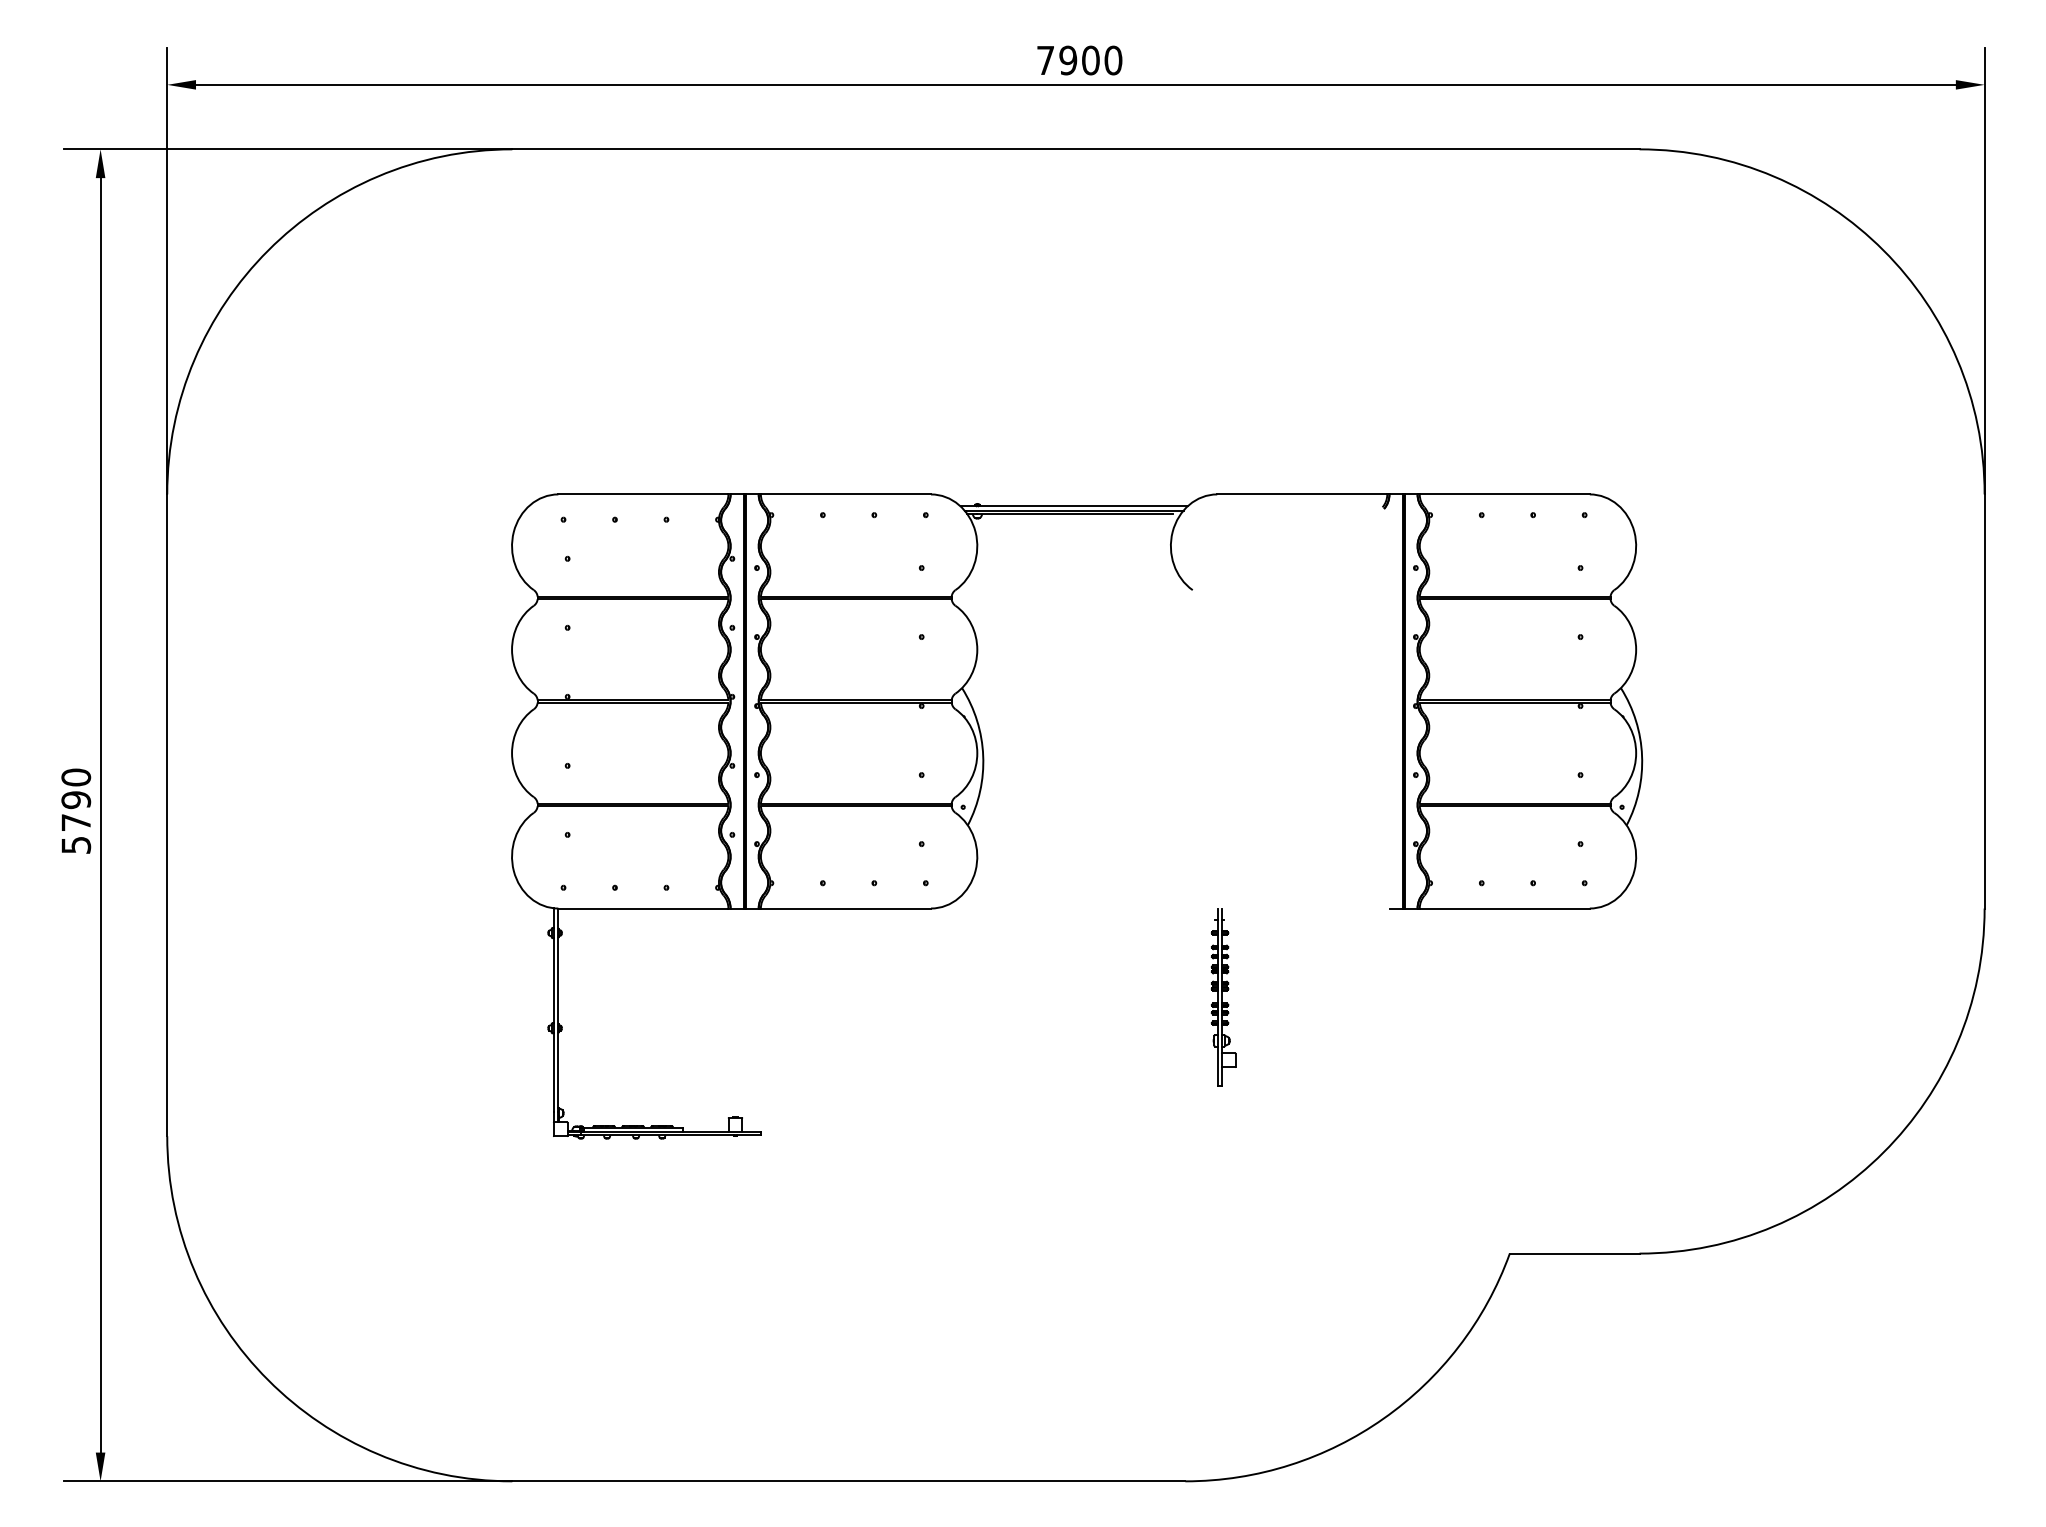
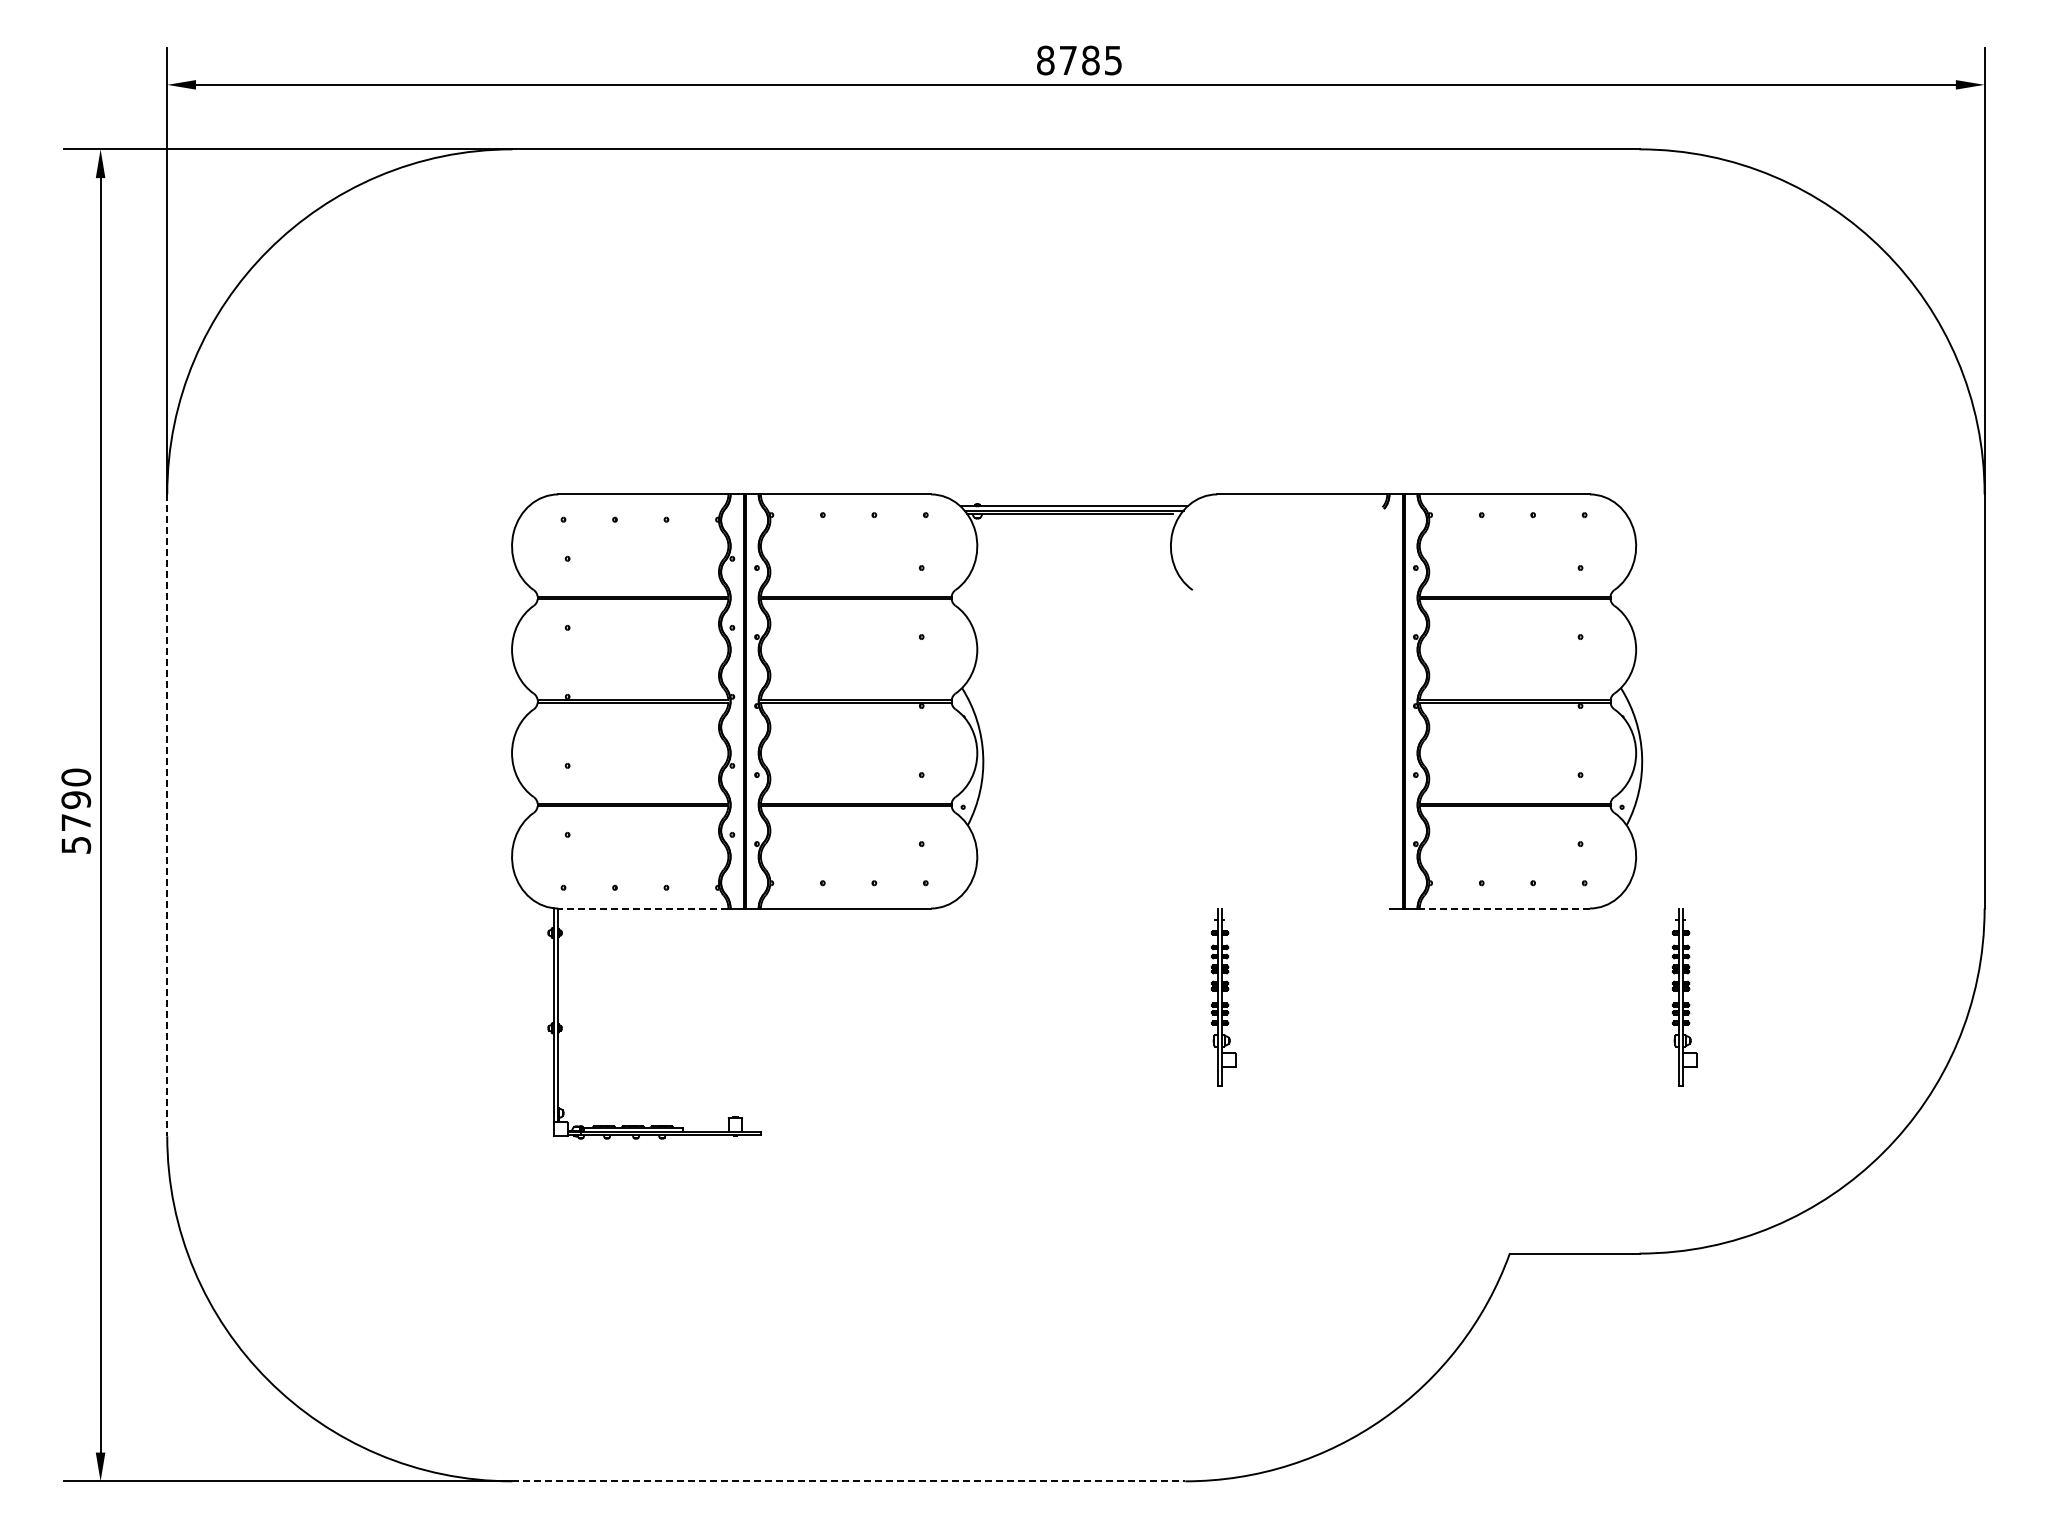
text: 7900 -> 8785 (1079, 60)
line: solid -> dashed (167, 815)
line: solid -> dashed (642, 908)
line: solid -> dashed (1504, 908)
part: none -> present (1684, 997)
line: solid -> dashed (849, 1481)
